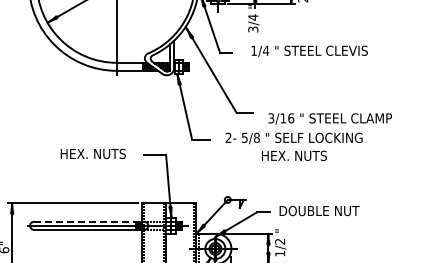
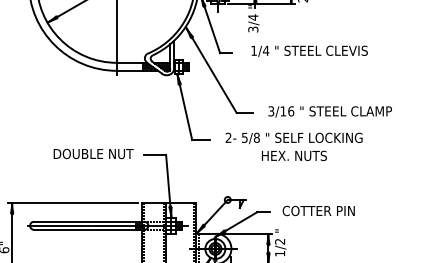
text position: (329, 118) -> (329, 111) (329, 111)
text: HEX. NUTS -> DOUBLE NUT (93, 153)
text: DOUBLE NUT -> COTTER PIN (319, 210)
line: dashed -> solid (89, 221)
